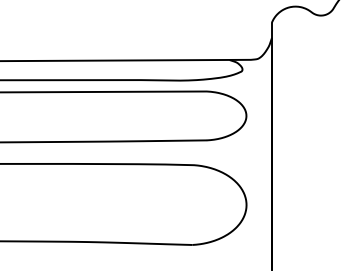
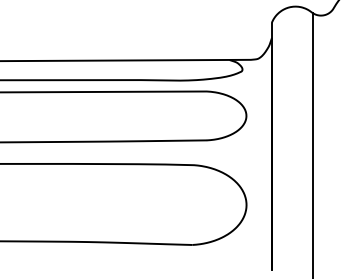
line: none -> present (312, 144)
